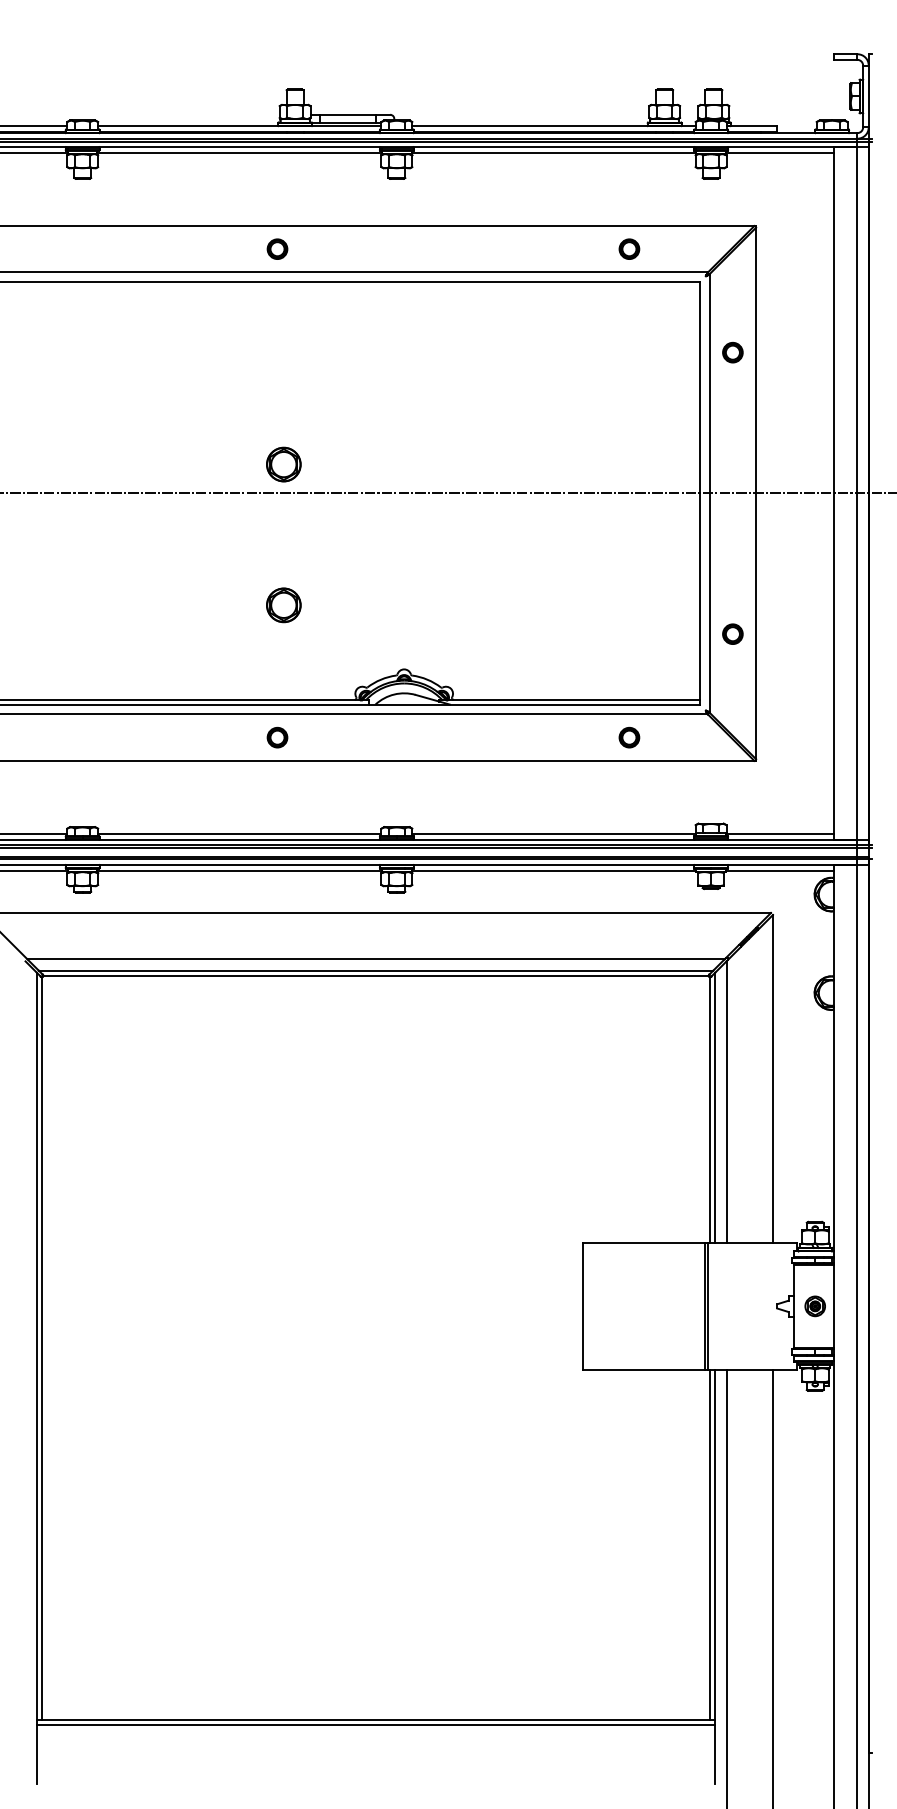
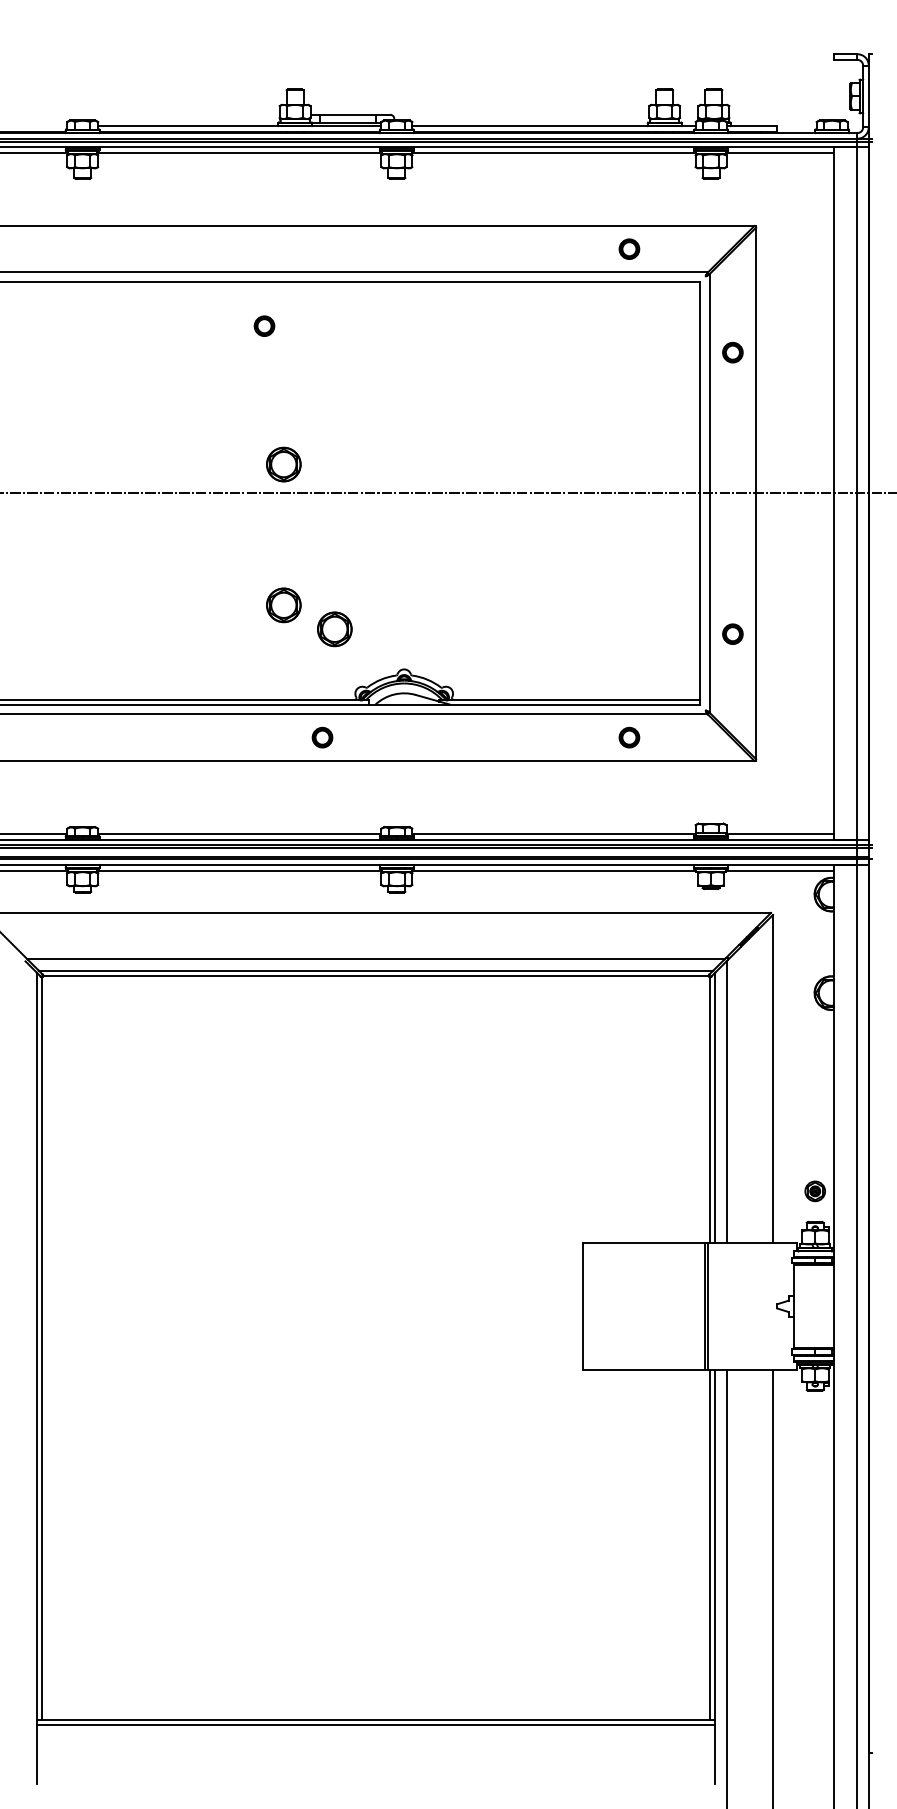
line: present -> none (34, 126)
part position: (277, 248) -> (264, 325) (264, 325)
part: none -> present (334, 629)
part position: (277, 737) -> (322, 737) (322, 737)
part position: (814, 1306) -> (814, 1191) (814, 1191)
